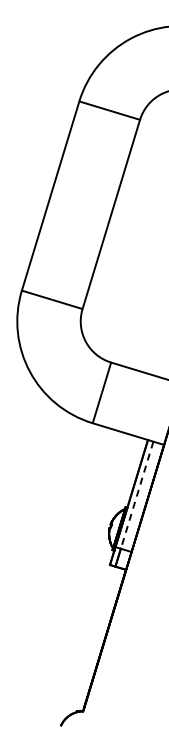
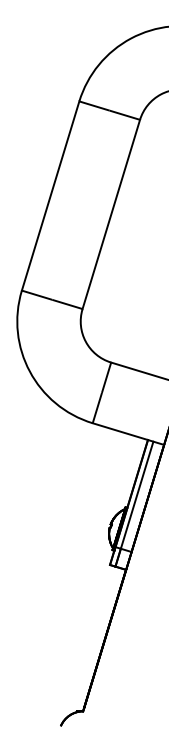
line: dashed -> solid (137, 495)
